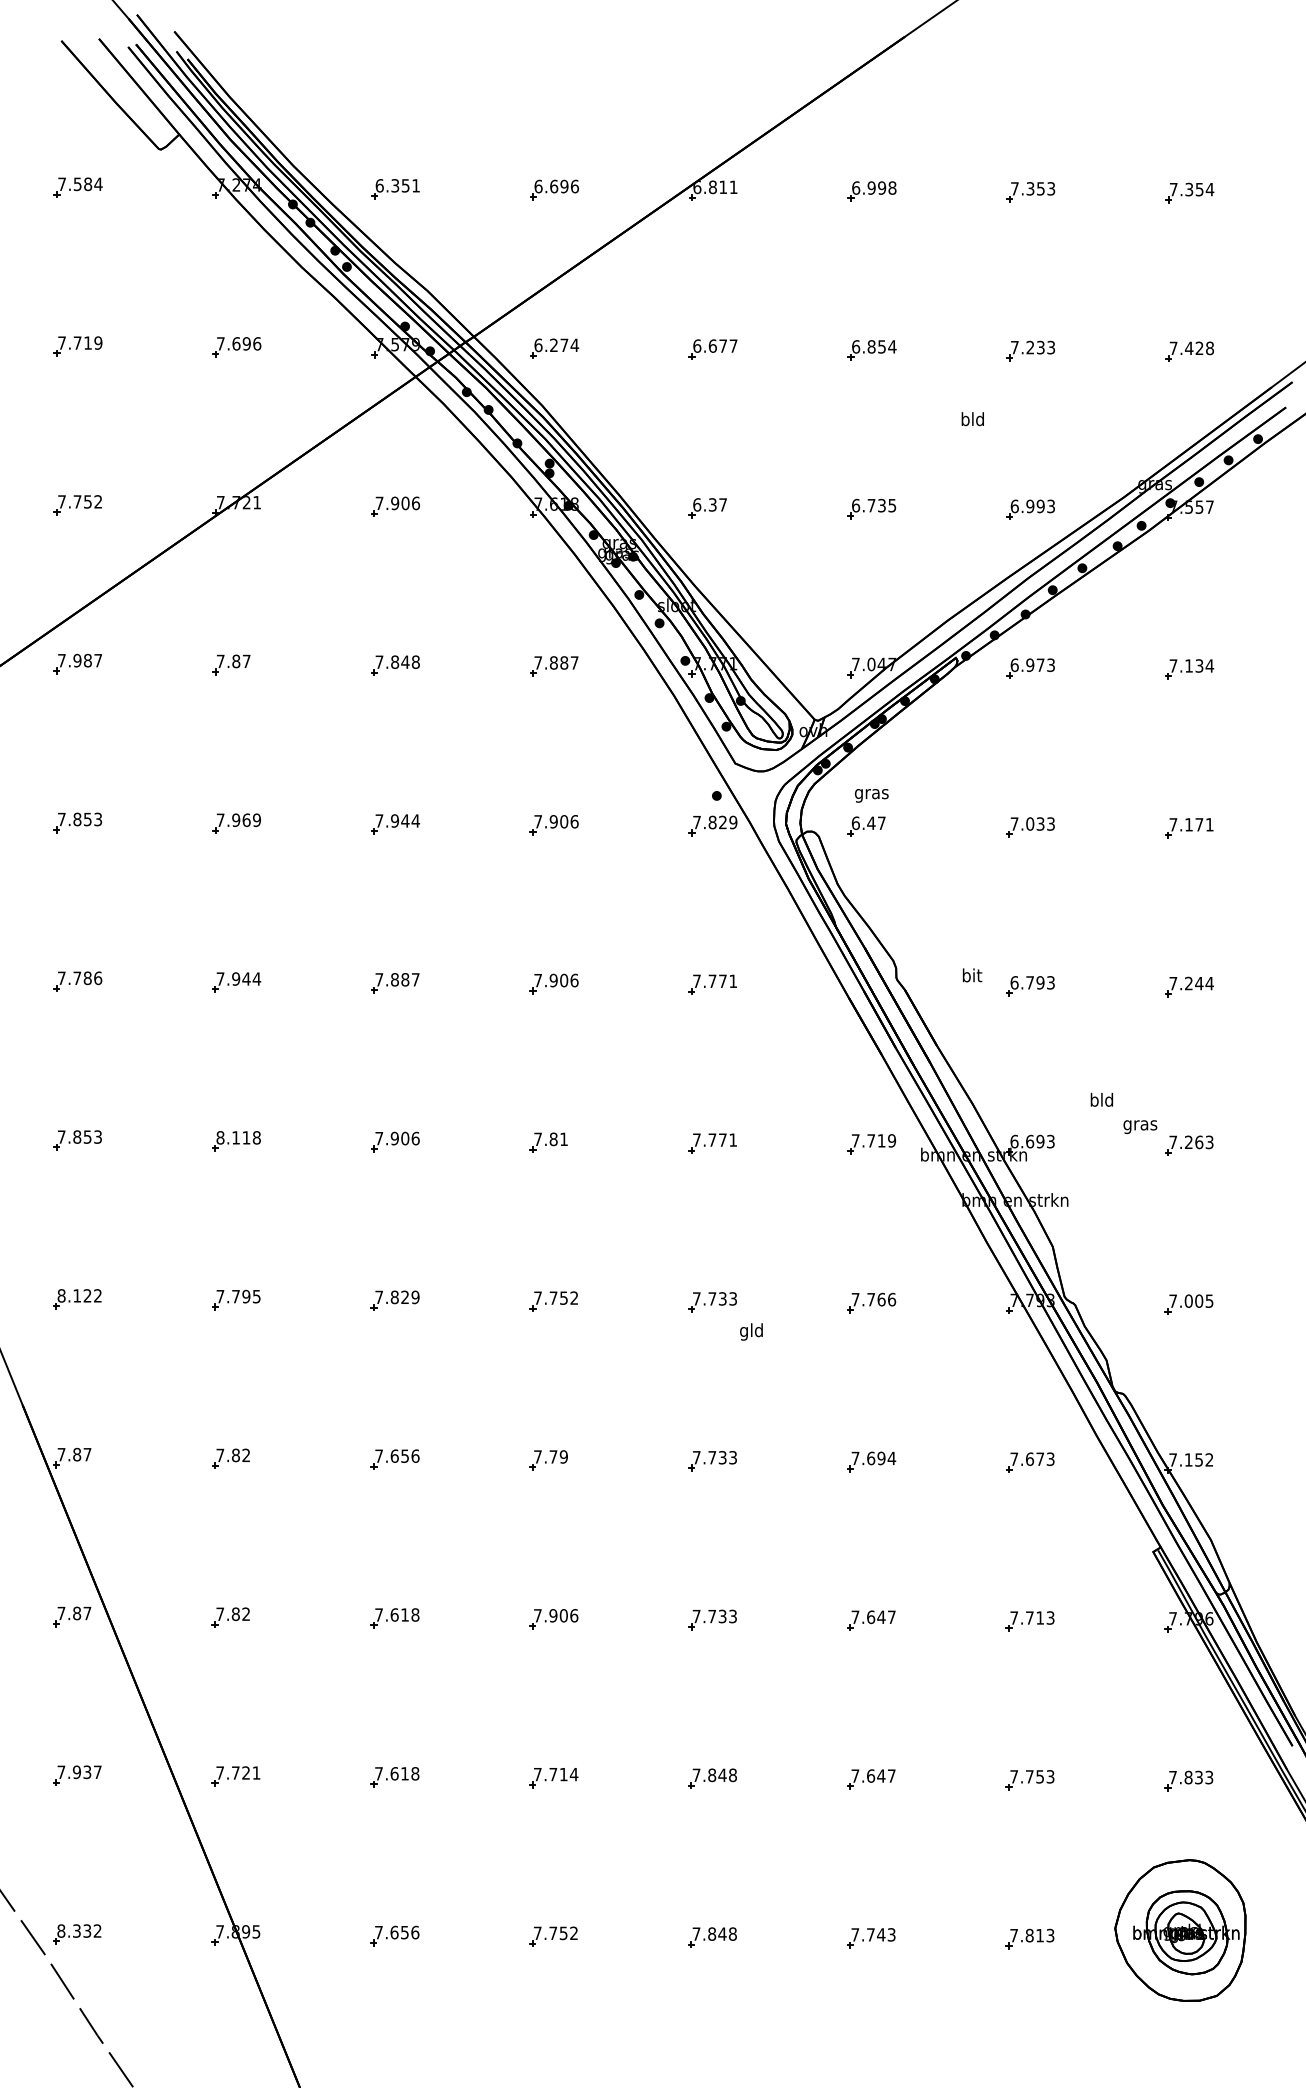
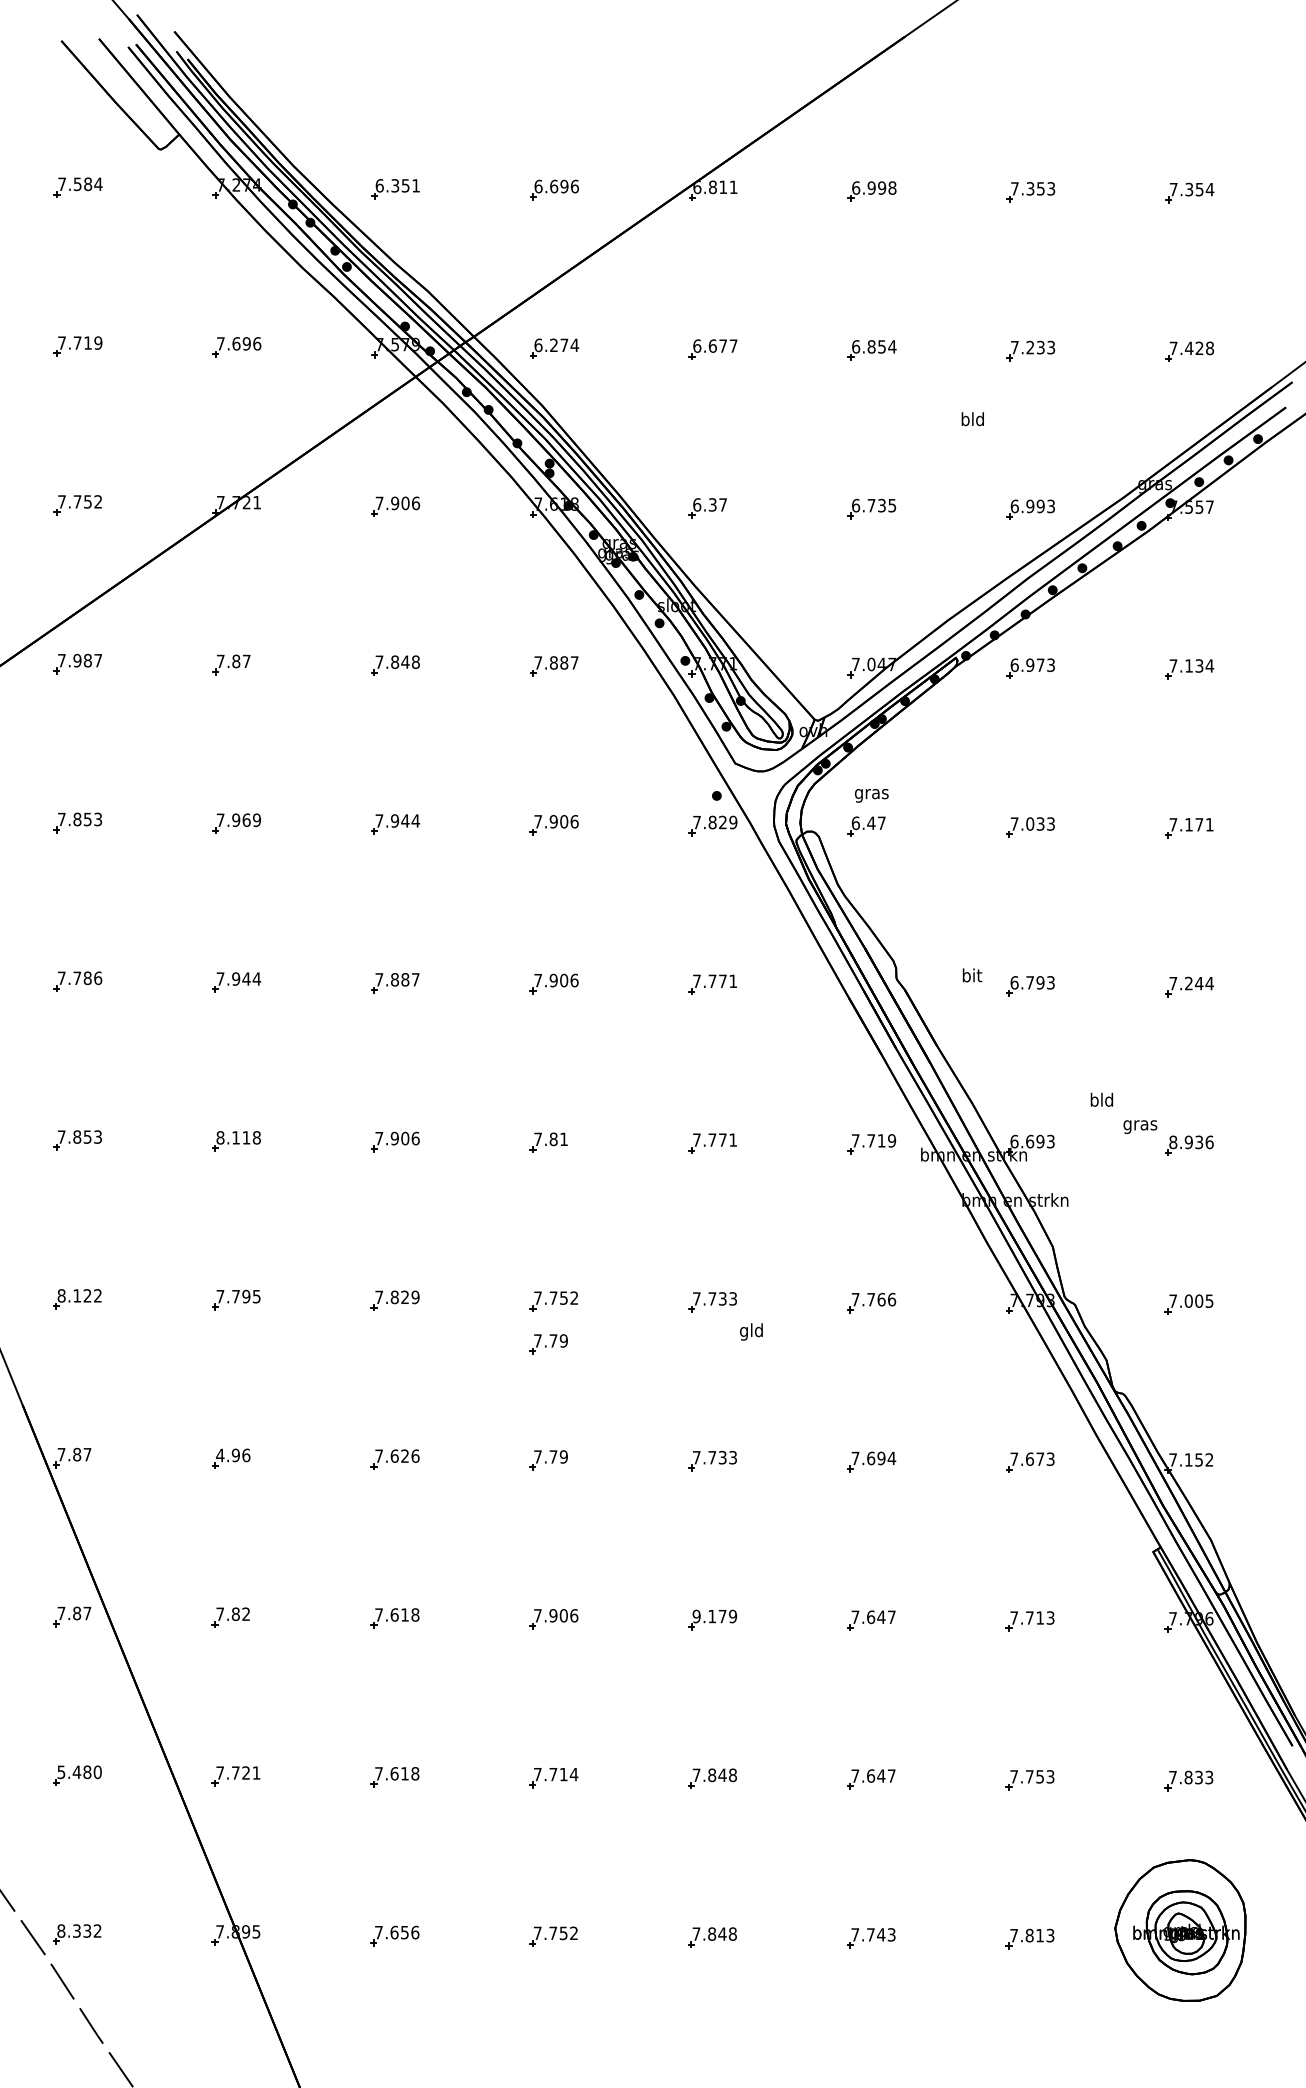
text: 7.263 -> 8.936 (1191, 1142)
part: none -> present (548, 1344)
text: 7.82 -> 4.96 (233, 1455)
text: 7.656 -> 7.626 (404, 1455)
text: 7.733 -> 9.179 (714, 1616)
text: 7.937 -> 5.480 (79, 1772)
